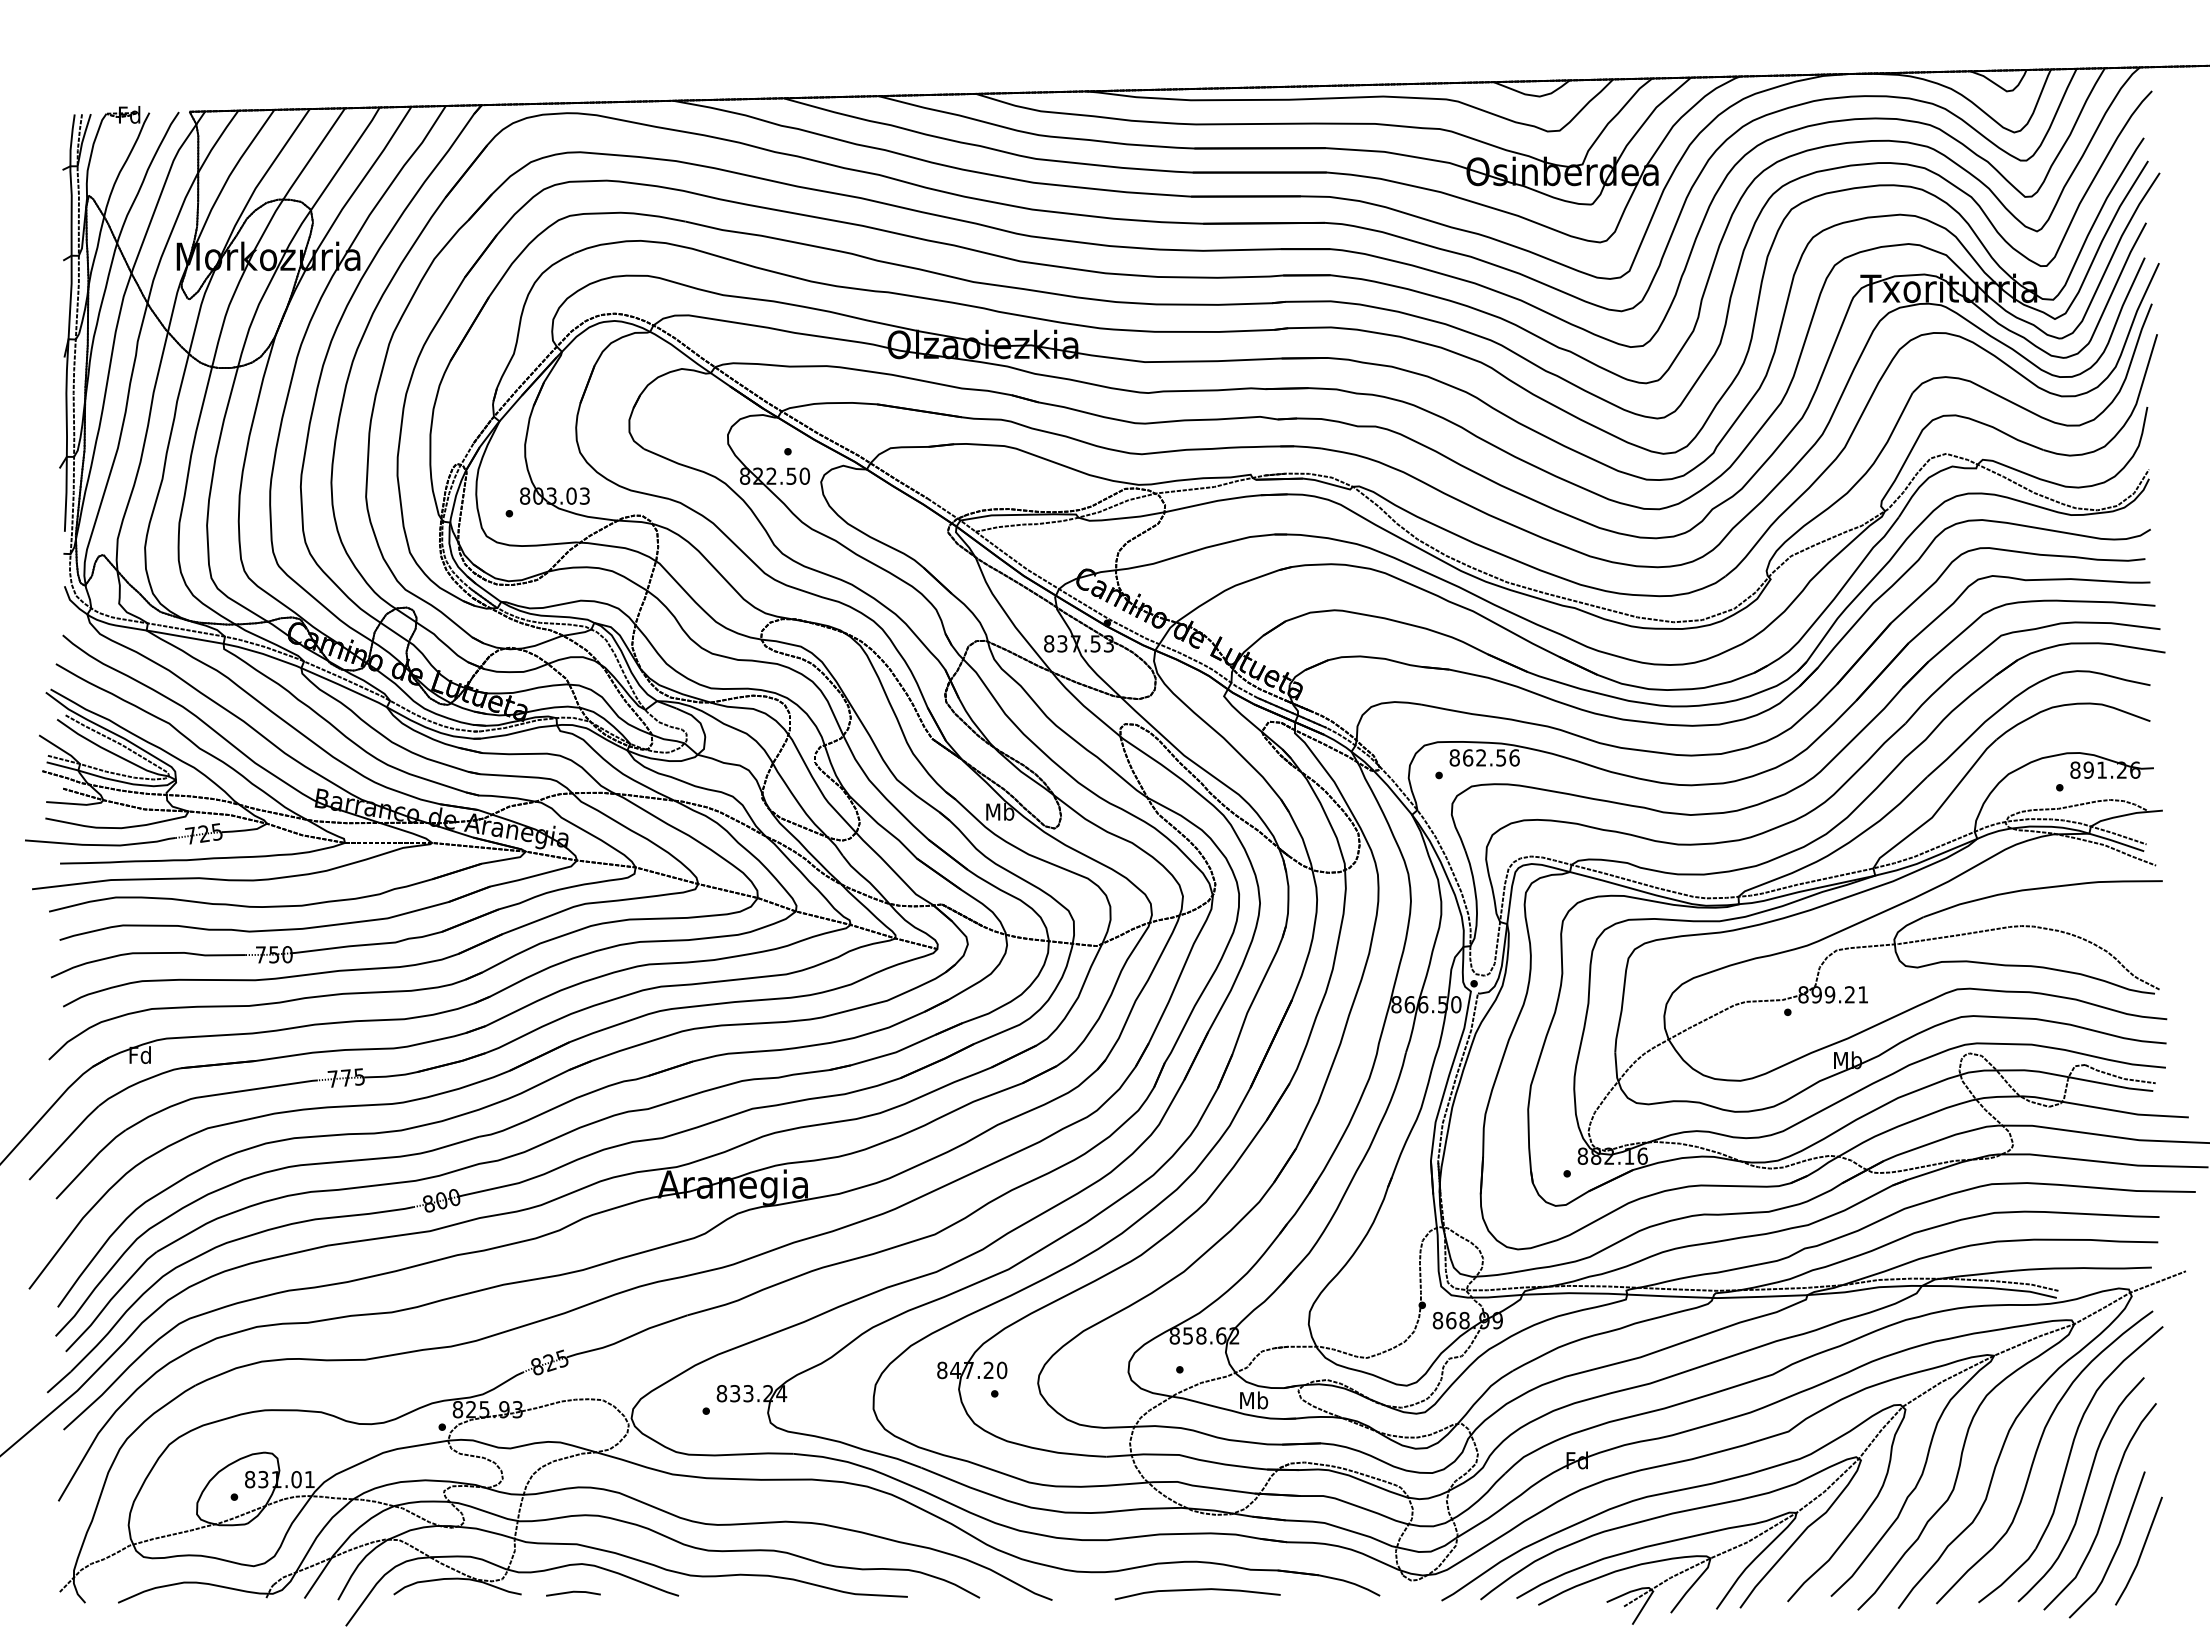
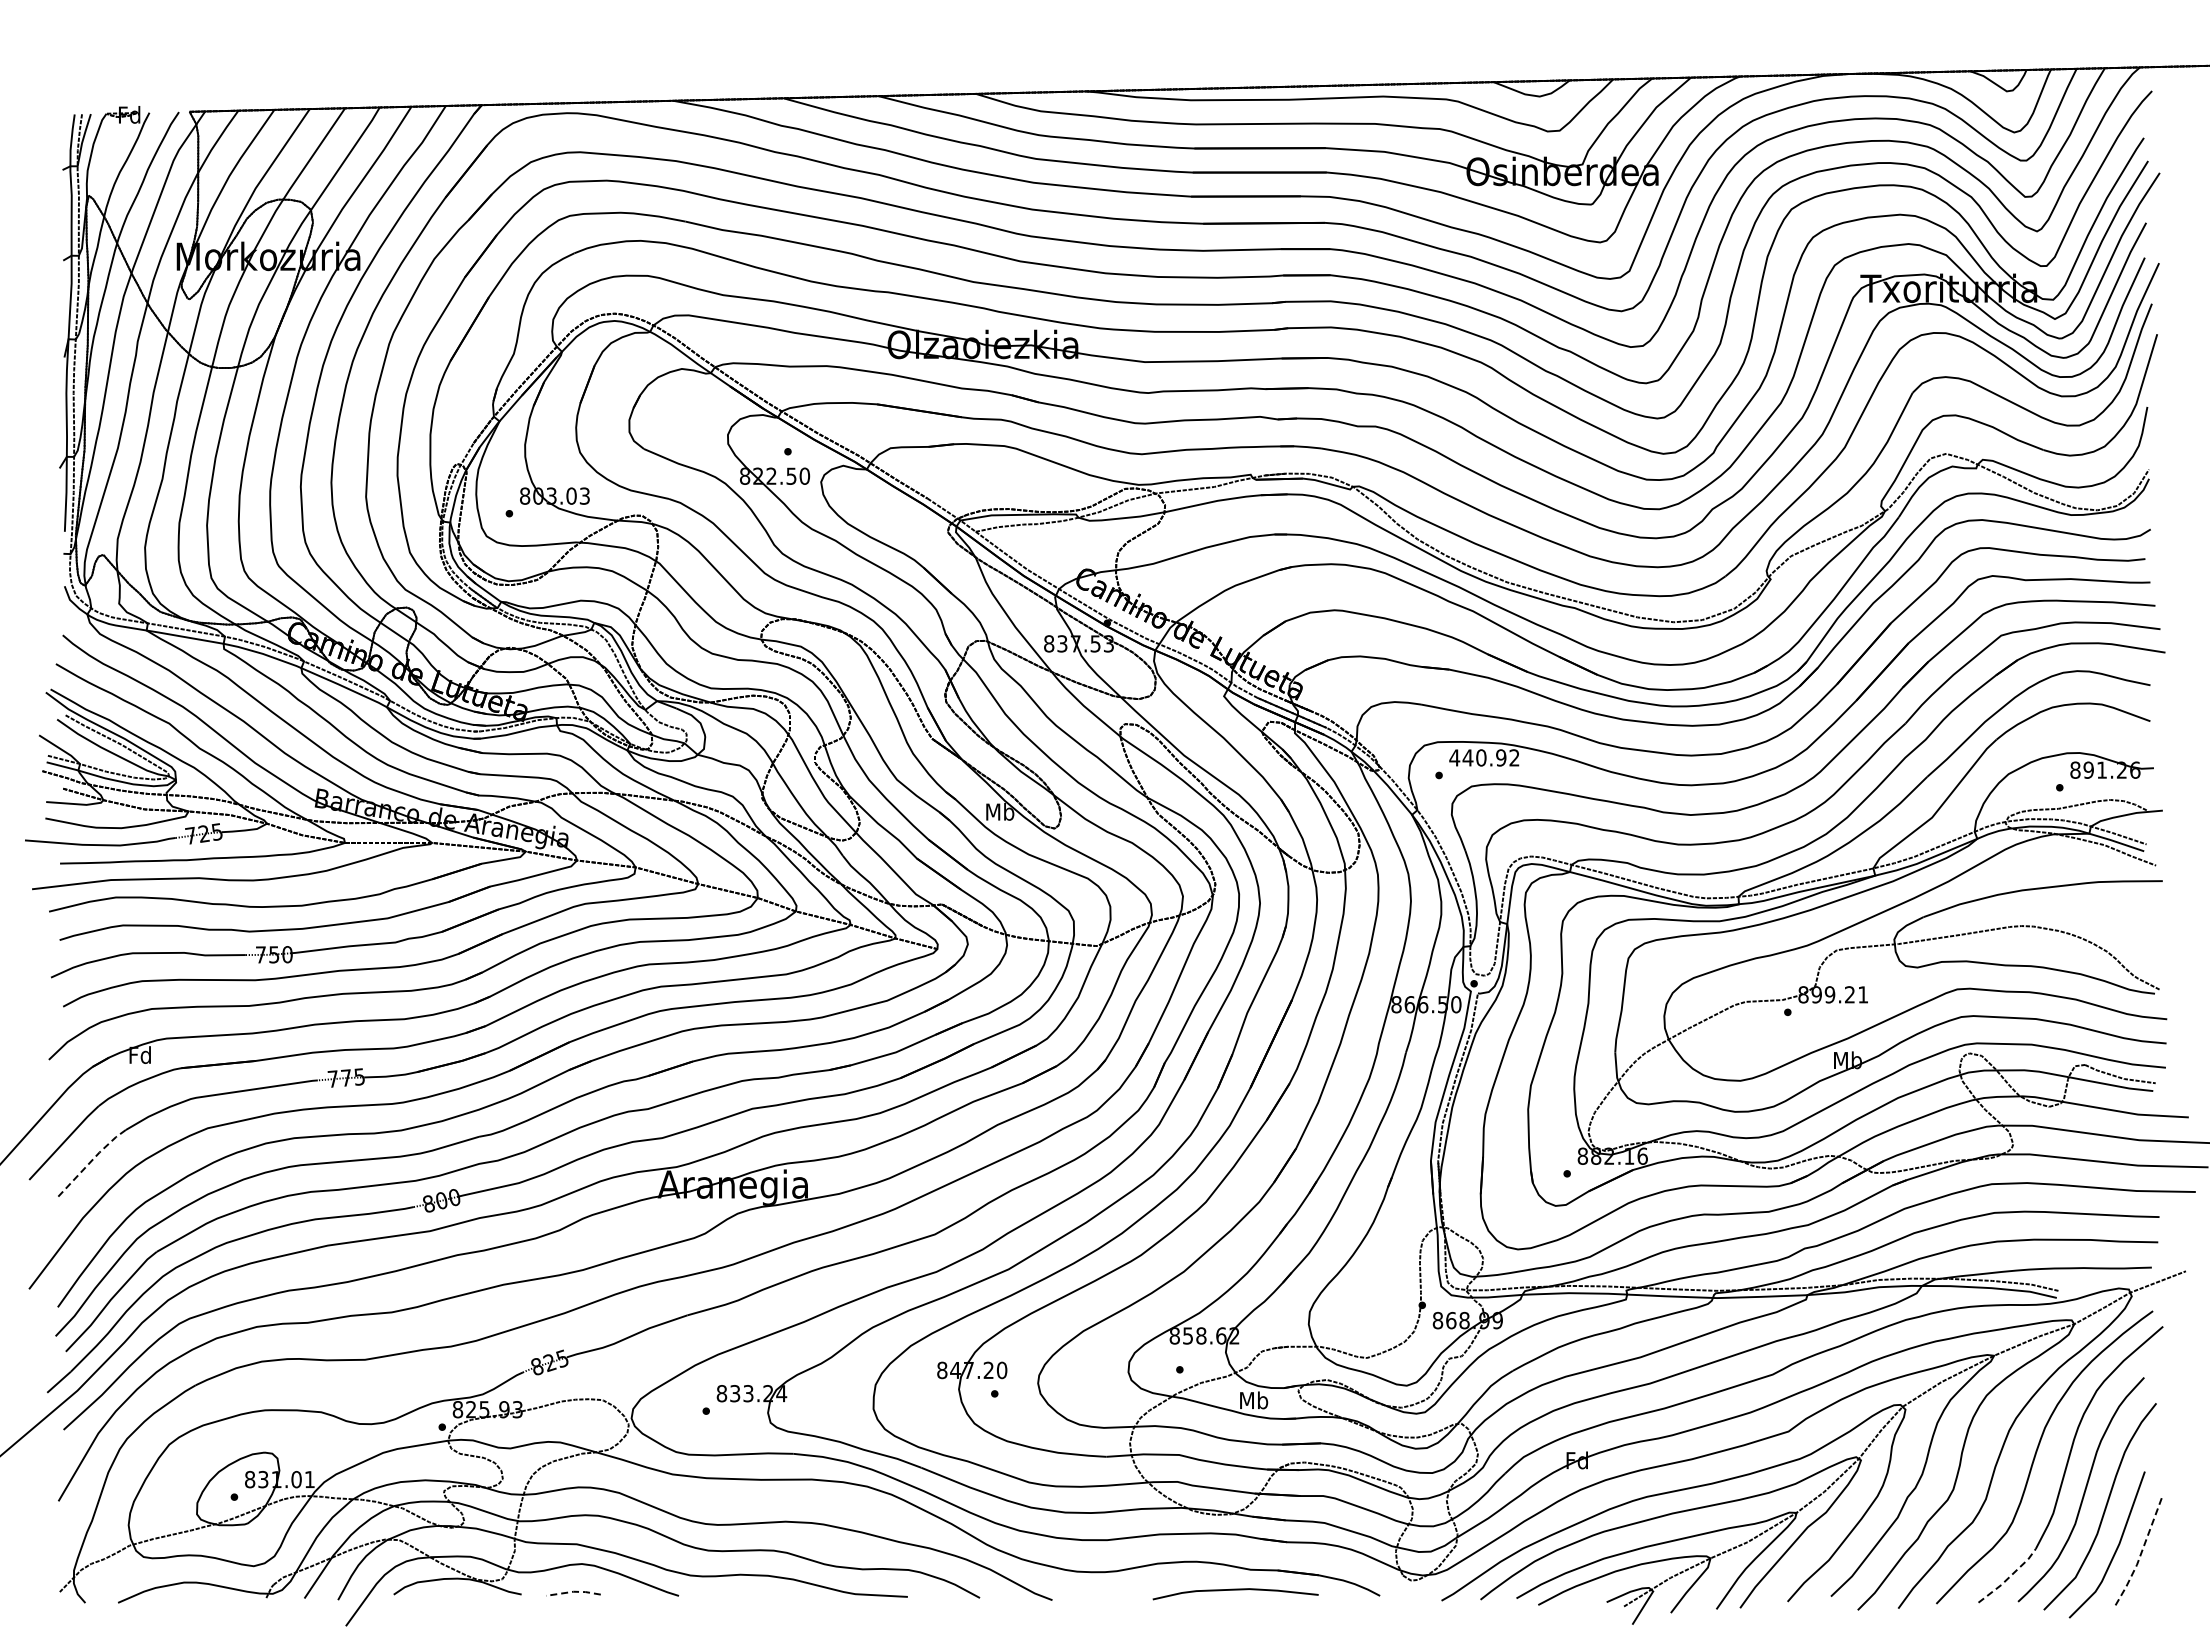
text: 862.56 -> 440.92 (1484, 757)
line: solid -> dashed (90, 1161)
line: solid -> dashed (2141, 1553)
line: solid -> dashed (2009, 1577)
curve position: (1197, 1590) -> (1235, 1590) (1235, 1590)
line: solid -> dashed (573, 1591)
